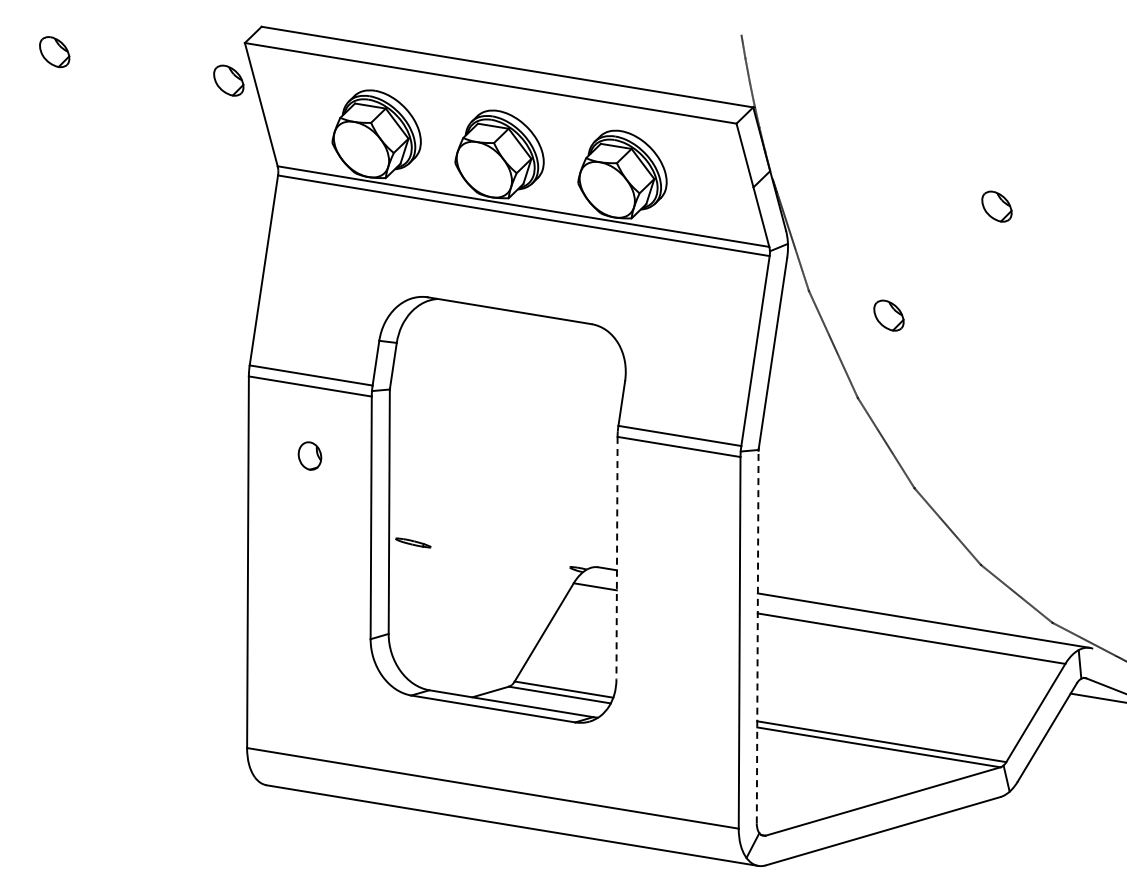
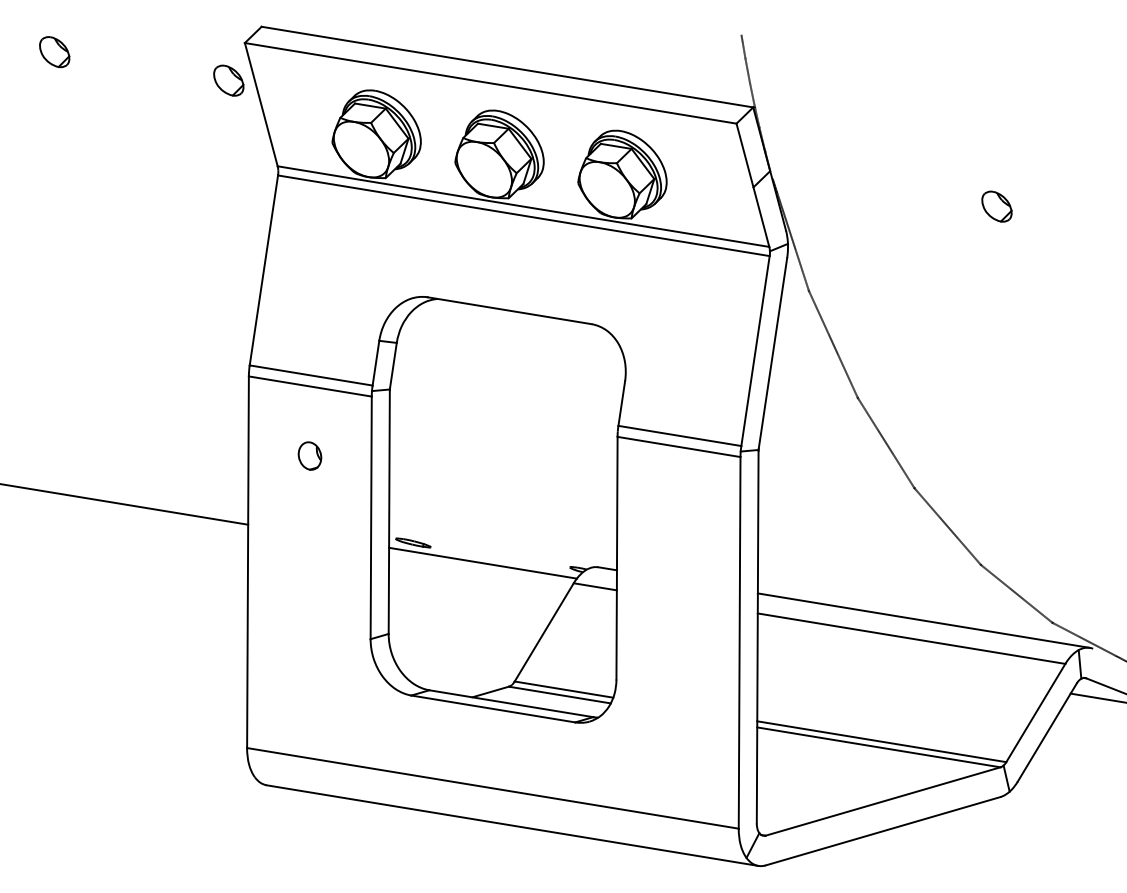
part: present -> none (888, 315)
line: none -> present (125, 504)
line: dashed -> solid (617, 558)
line: none -> present (482, 562)
line: dashed -> solid (757, 637)
